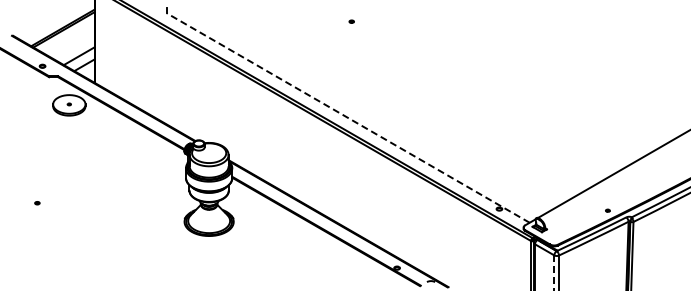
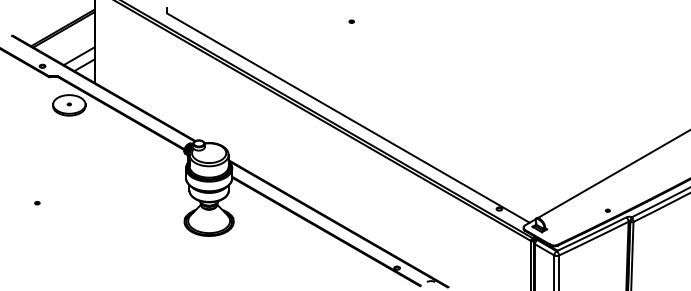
line: dashed -> solid (347, 117)
line: dashed -> solid (554, 273)
